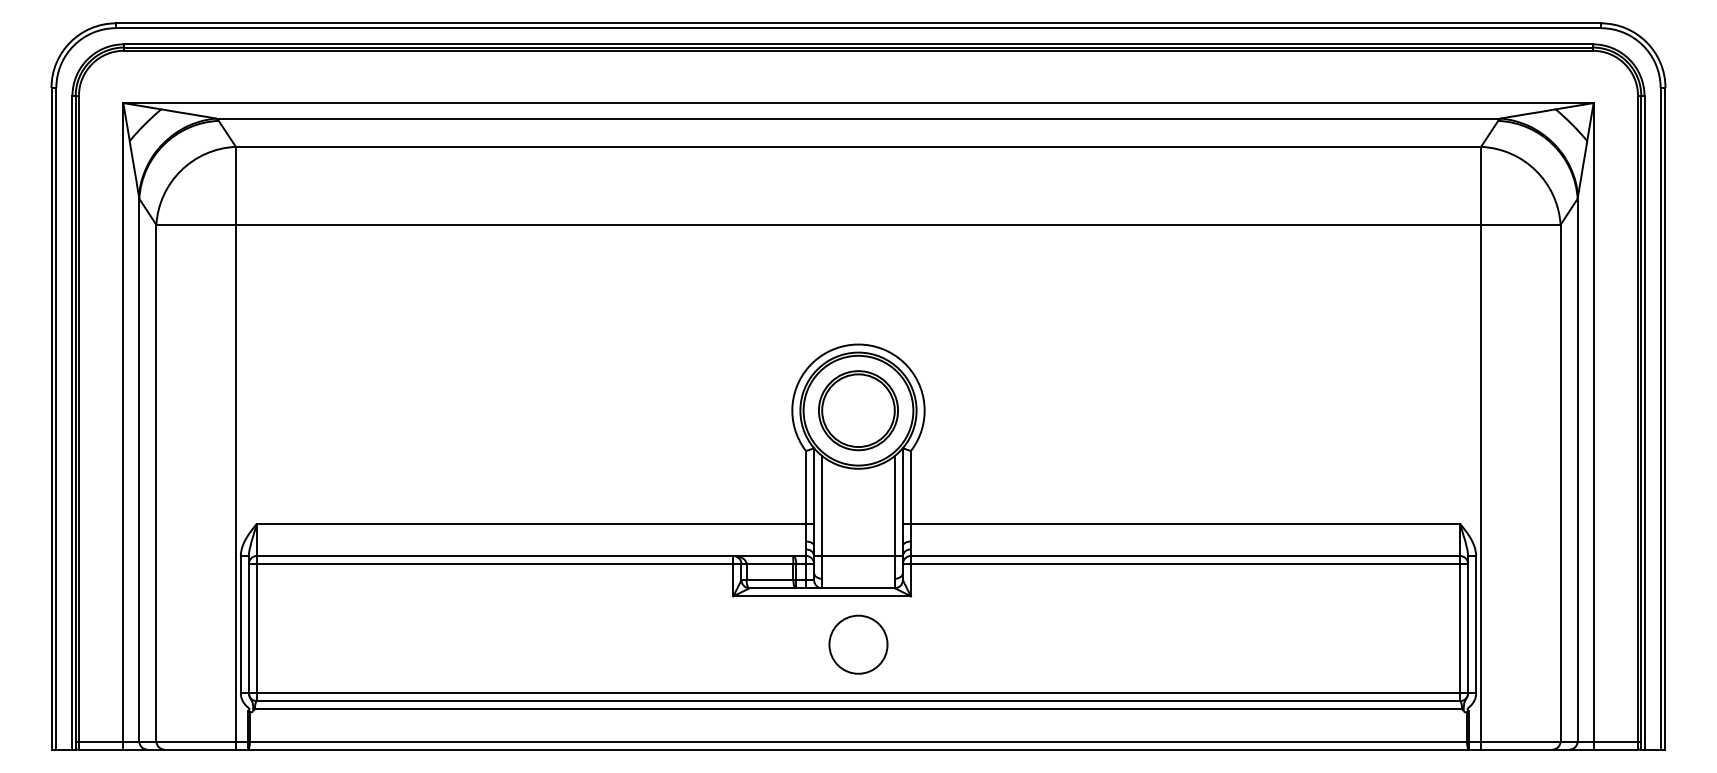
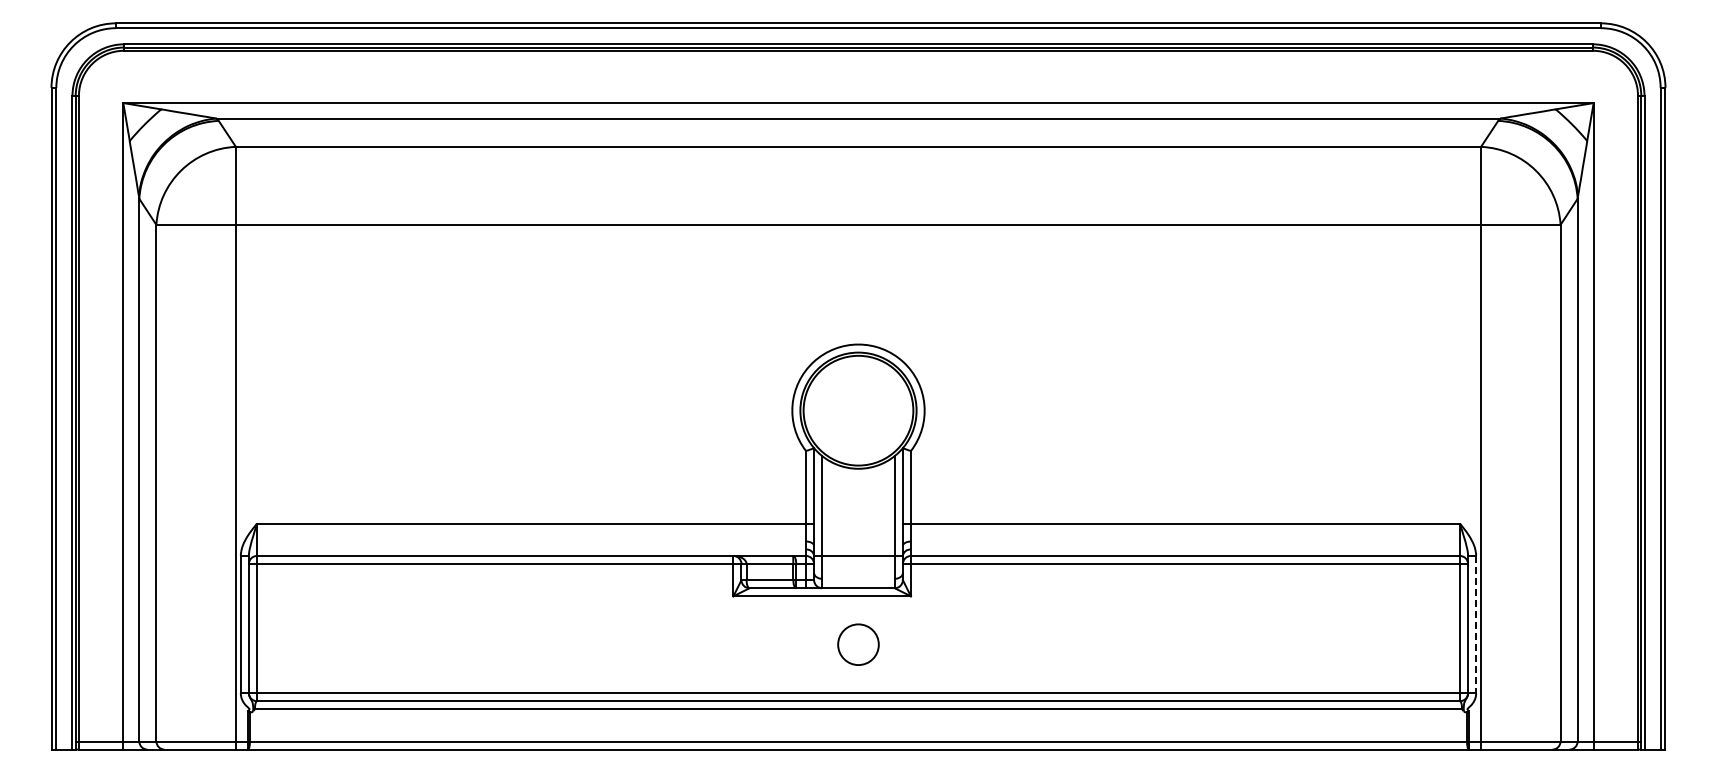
part: present -> none (858, 410)
line: solid -> dashed (1476, 624)
circle diameter: 58 px -> 41 px (858, 644)
